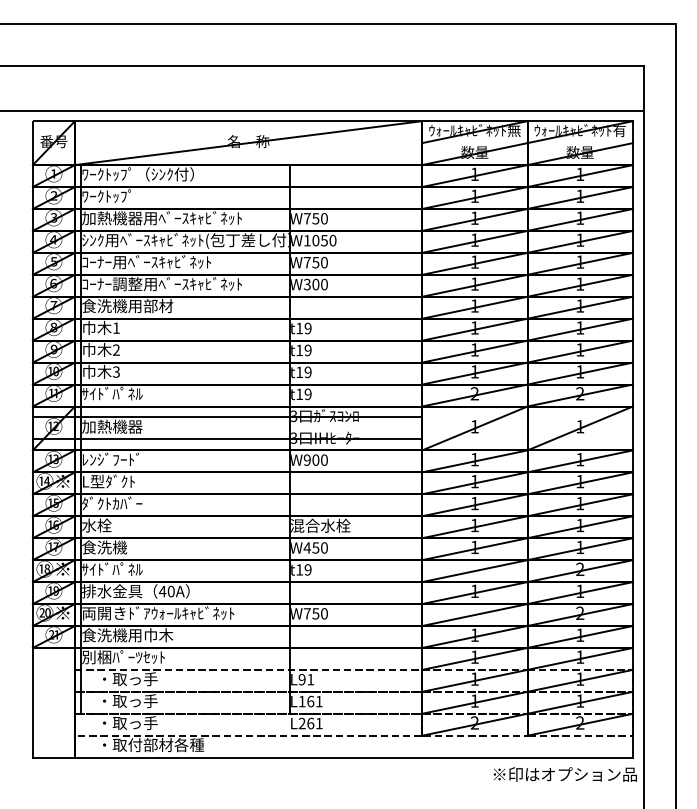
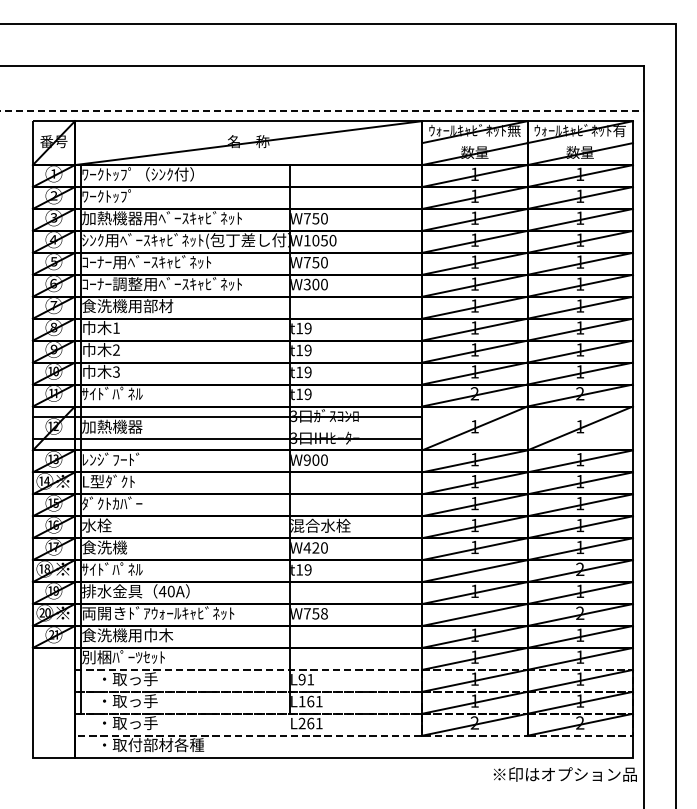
line: solid -> dashed (322, 111)
text: W450 -> W420 (315, 547)
text: W750 -> W758 (324, 613)
